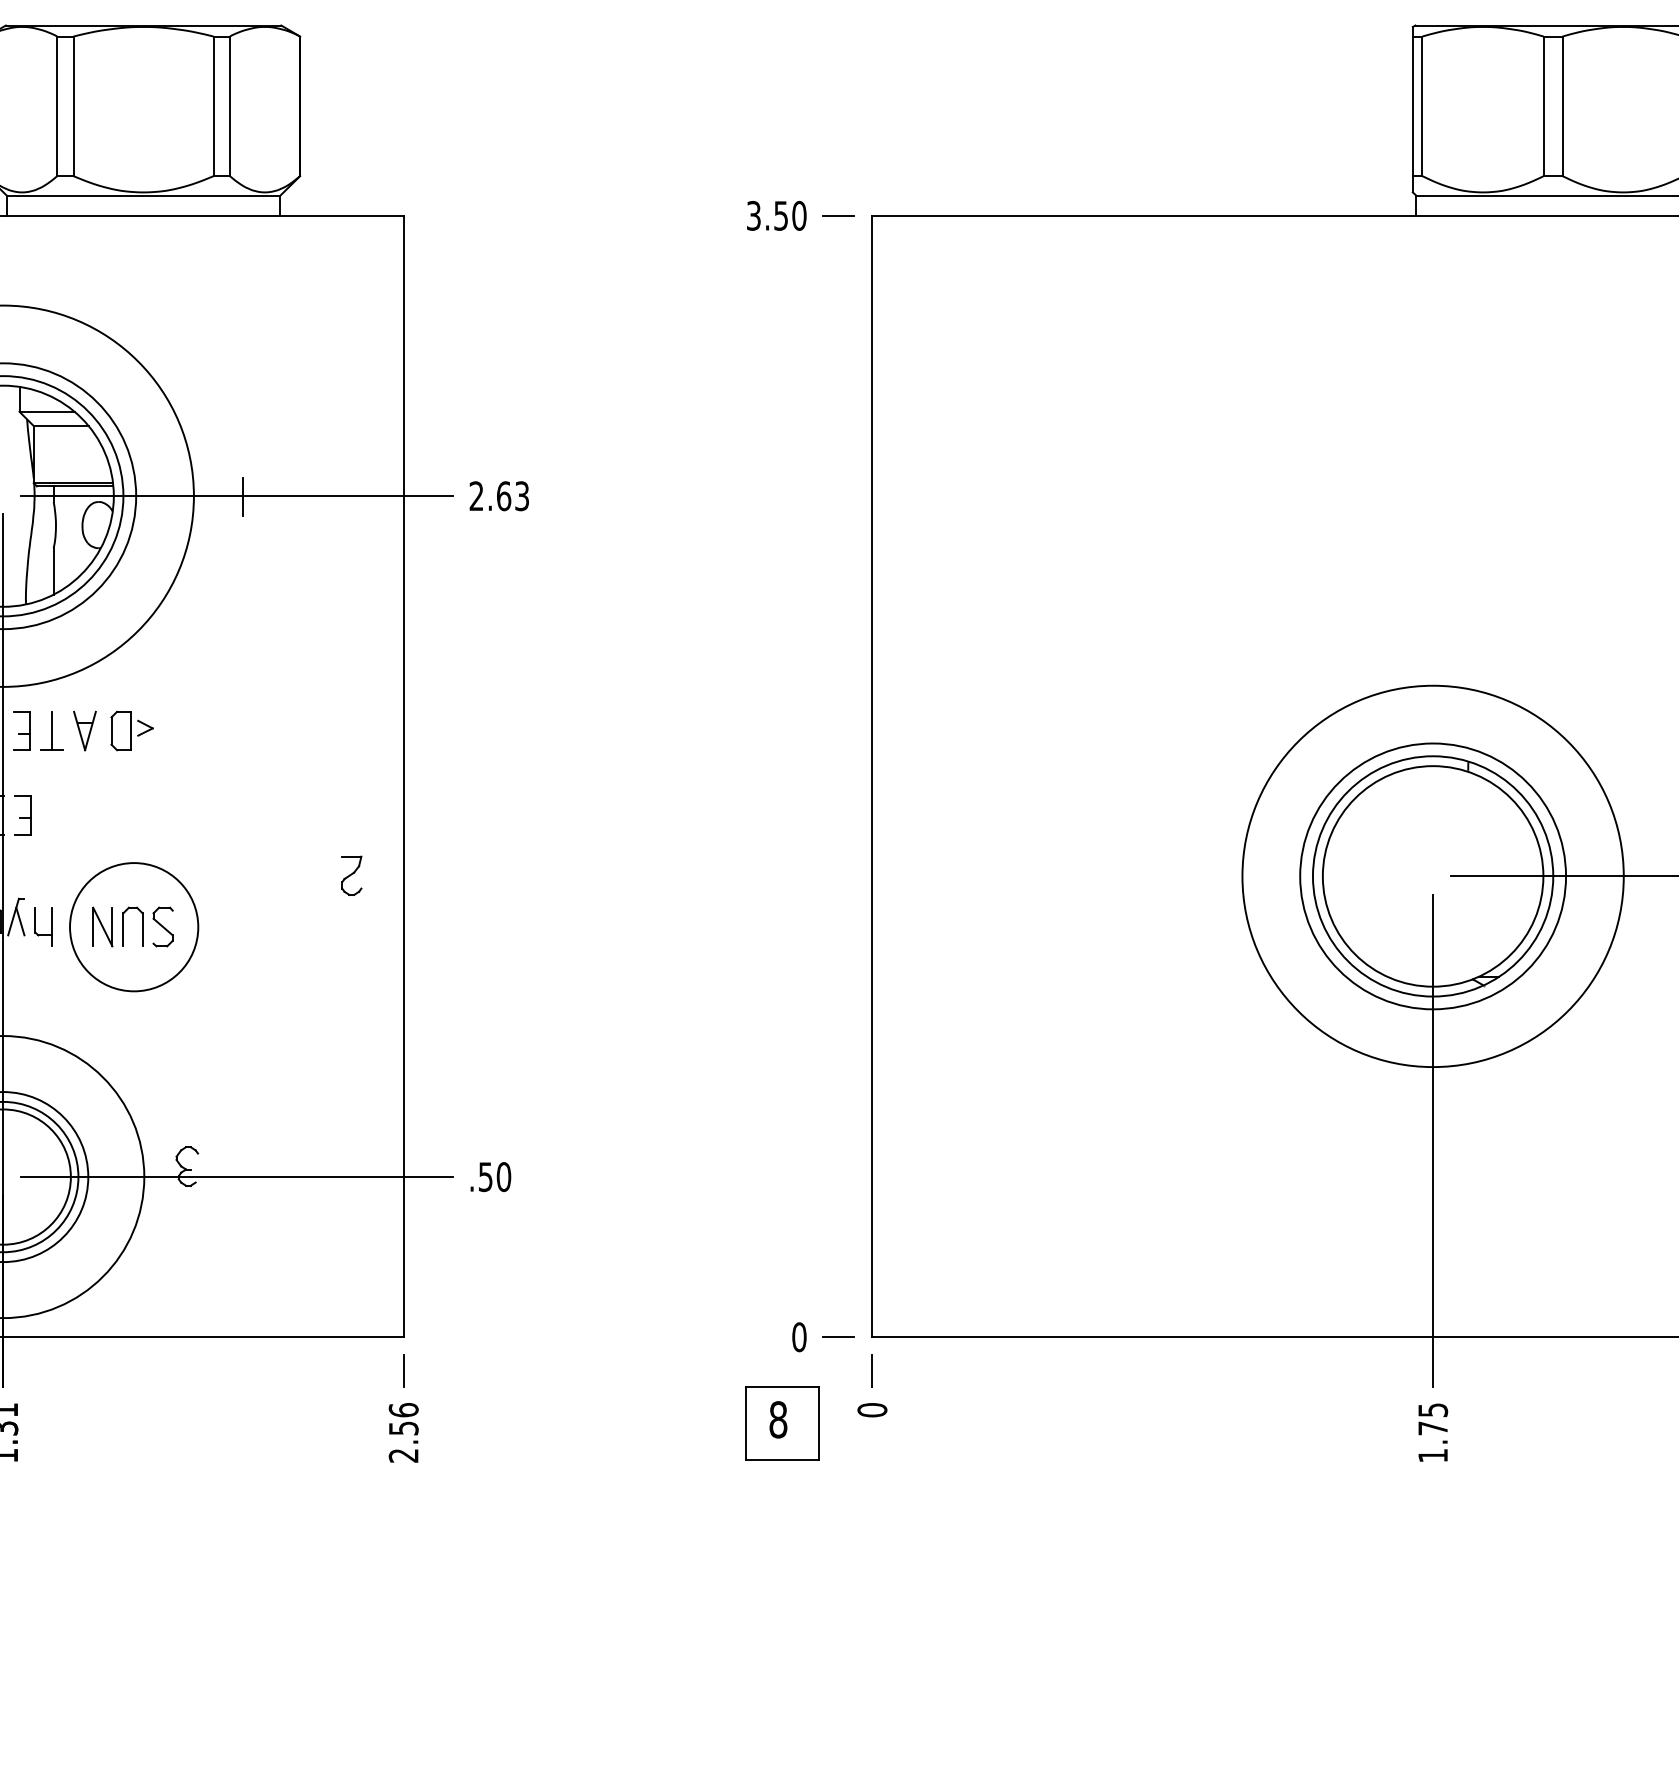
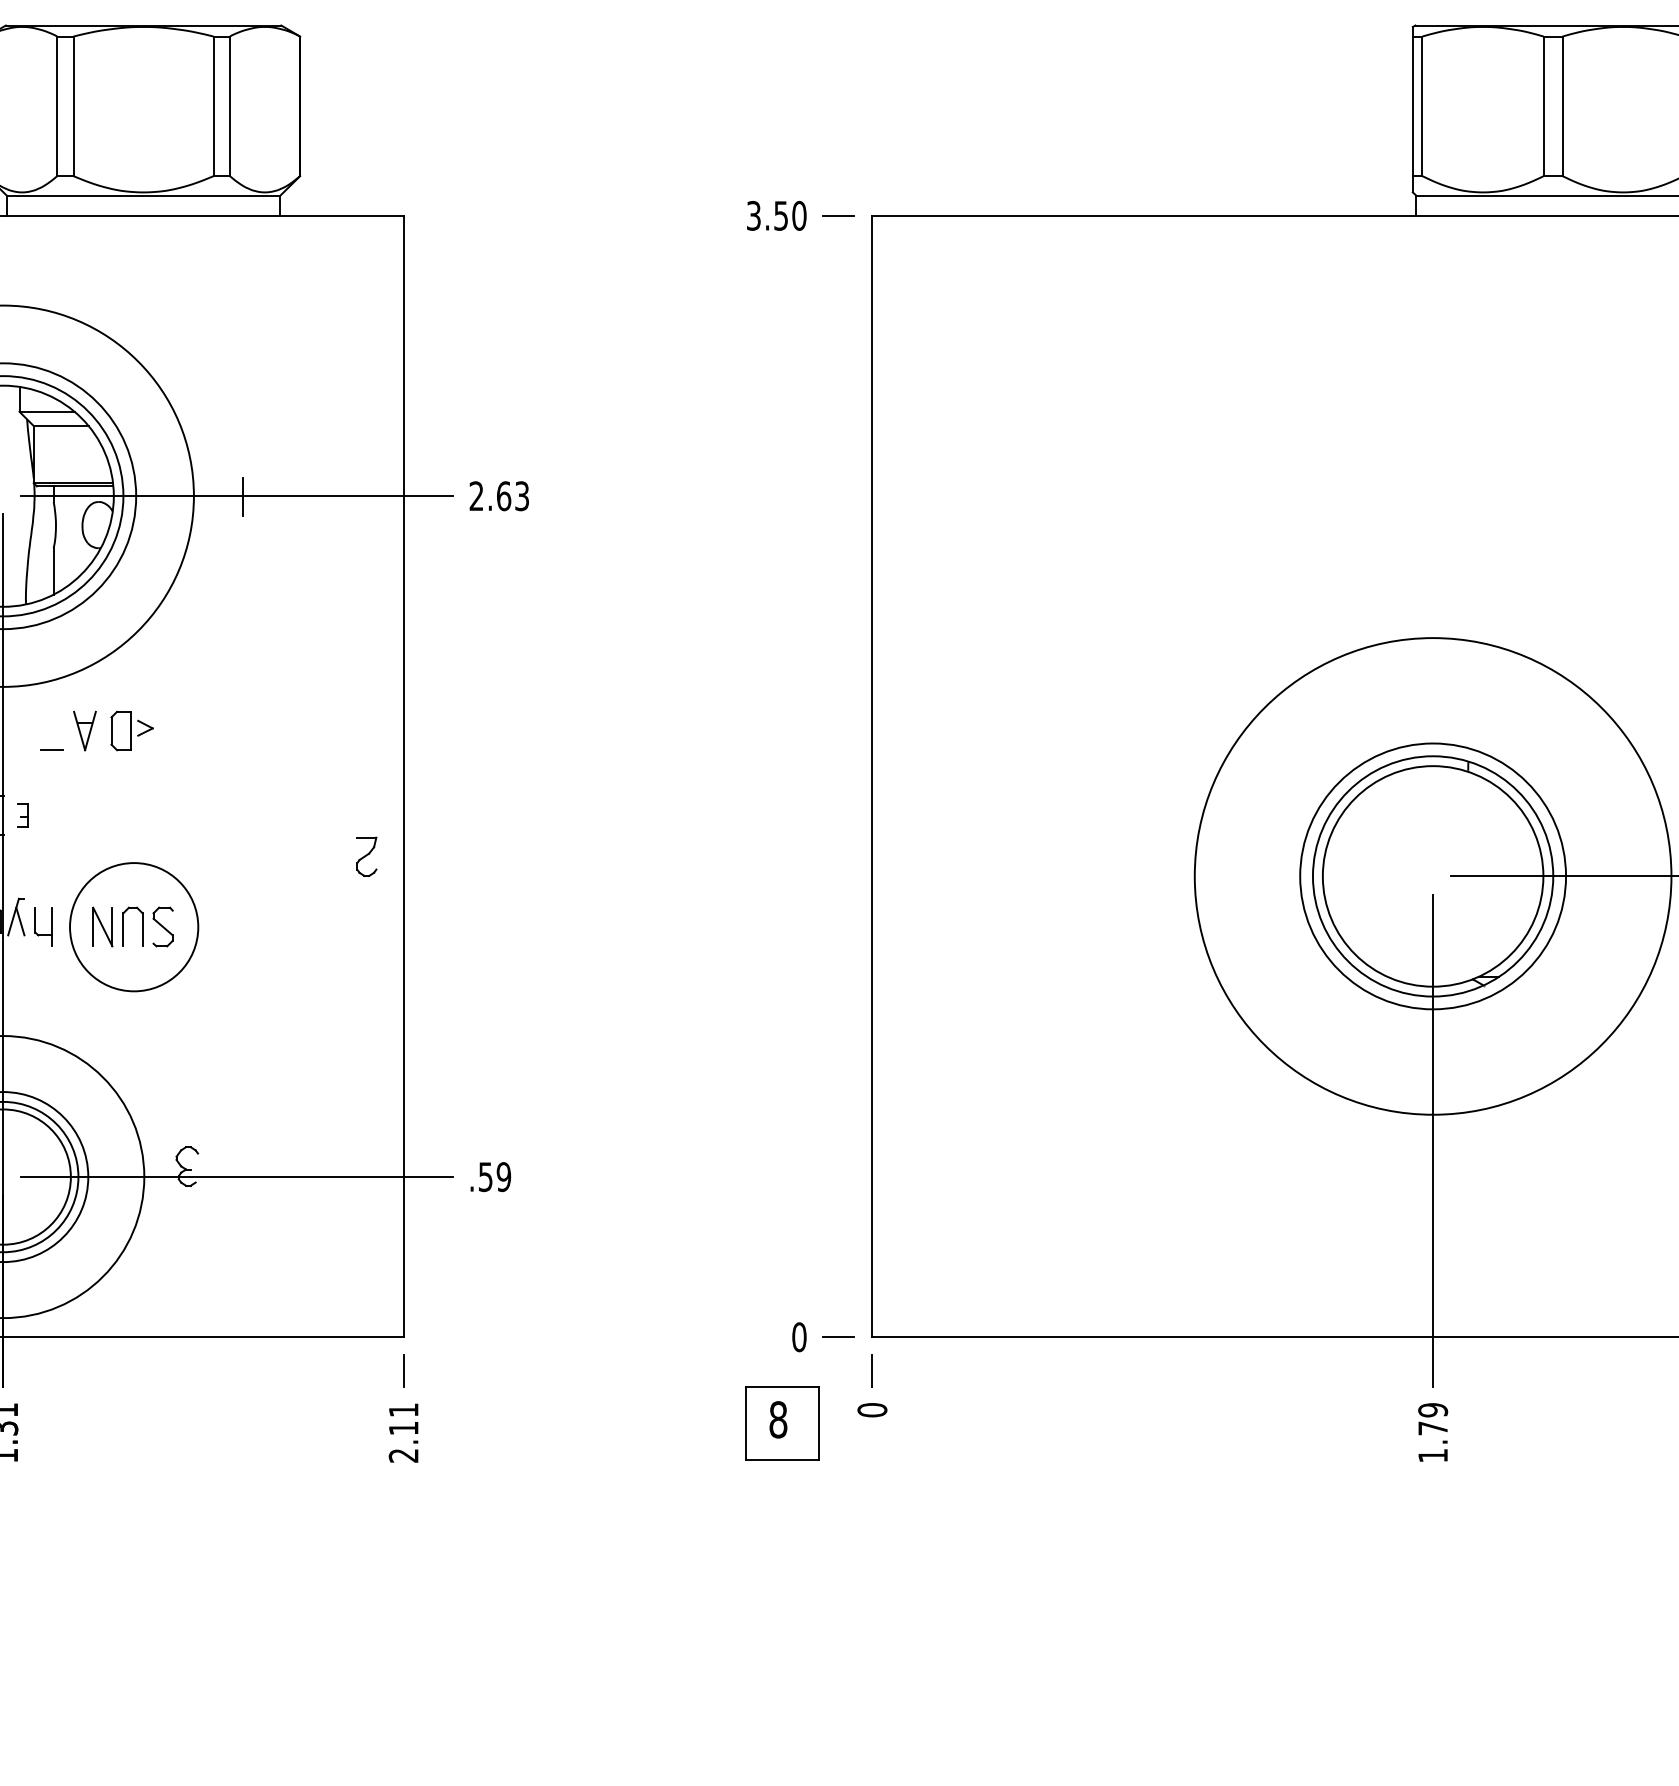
part: present -> none (21, 730)
line: present -> none (52, 730)
part size: 18x41 px -> 12x25 px (22, 815)
part position: (351, 875) -> (366, 856) (366, 856)
circle diameter: 381 px -> 477 px (1432, 876)
text: .50 -> .59 (503, 1177)
text: 1.75 -> 1.79 (1432, 1410)
text: 2.56 -> 2.11 (403, 1419)
